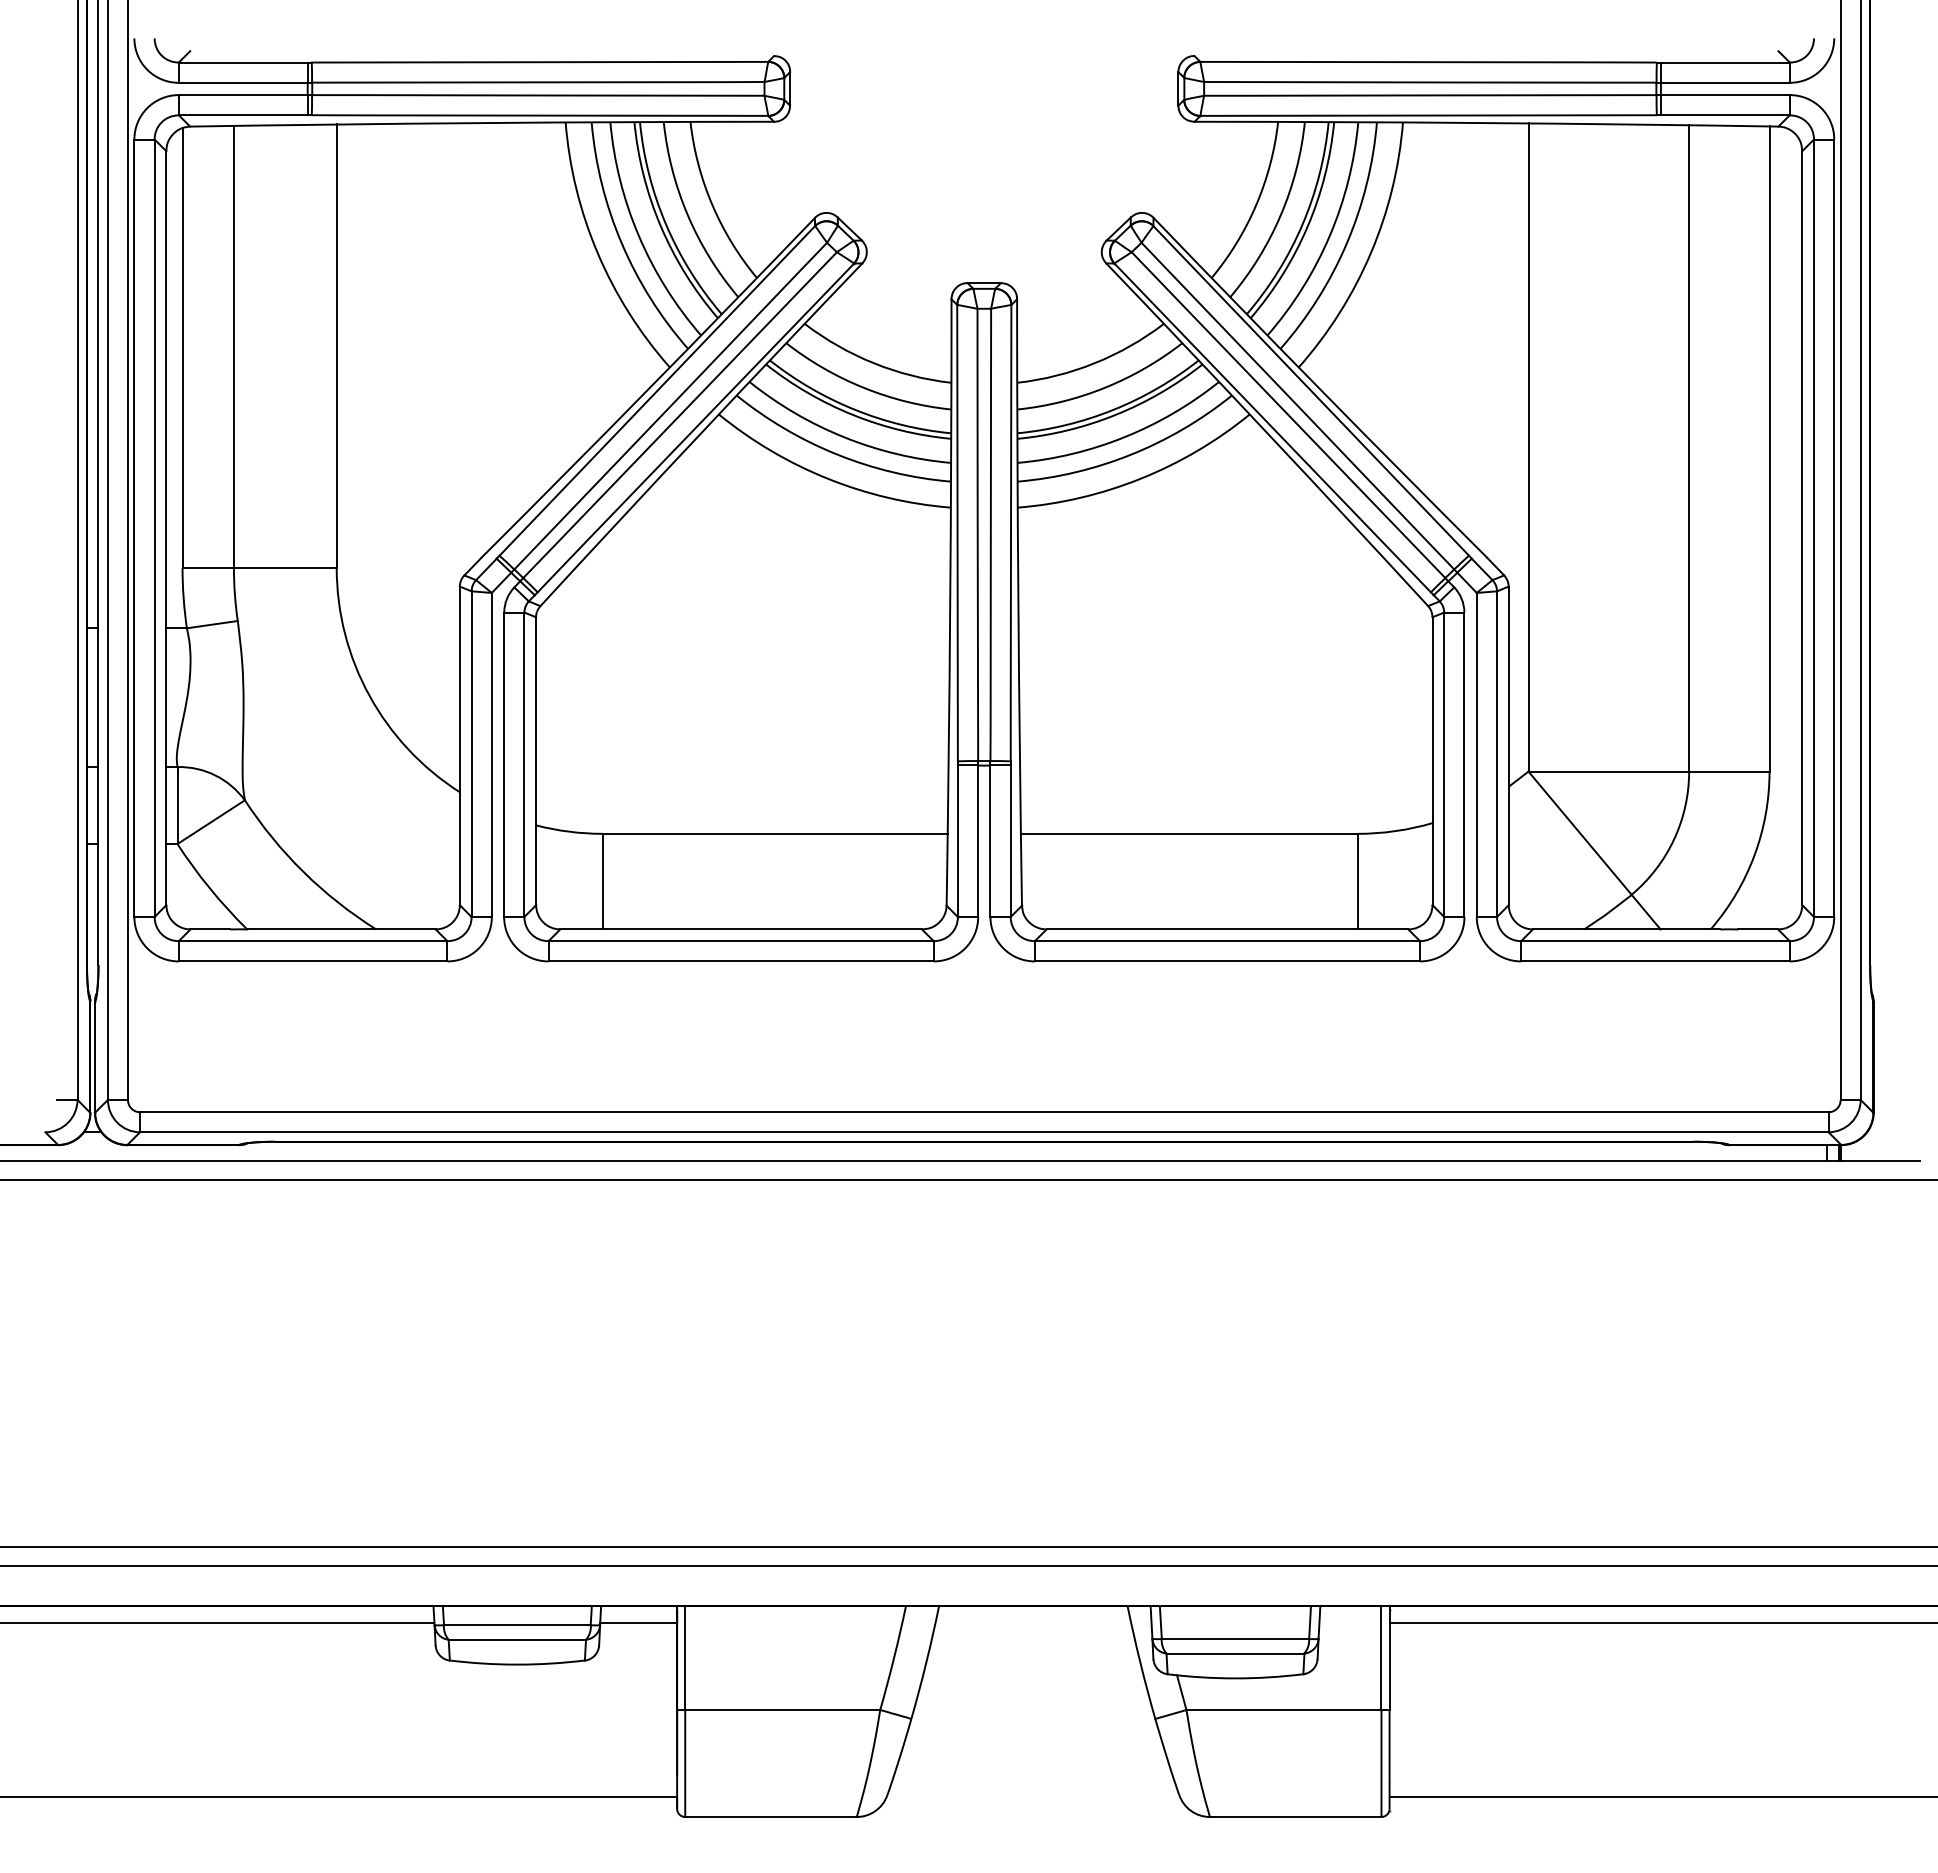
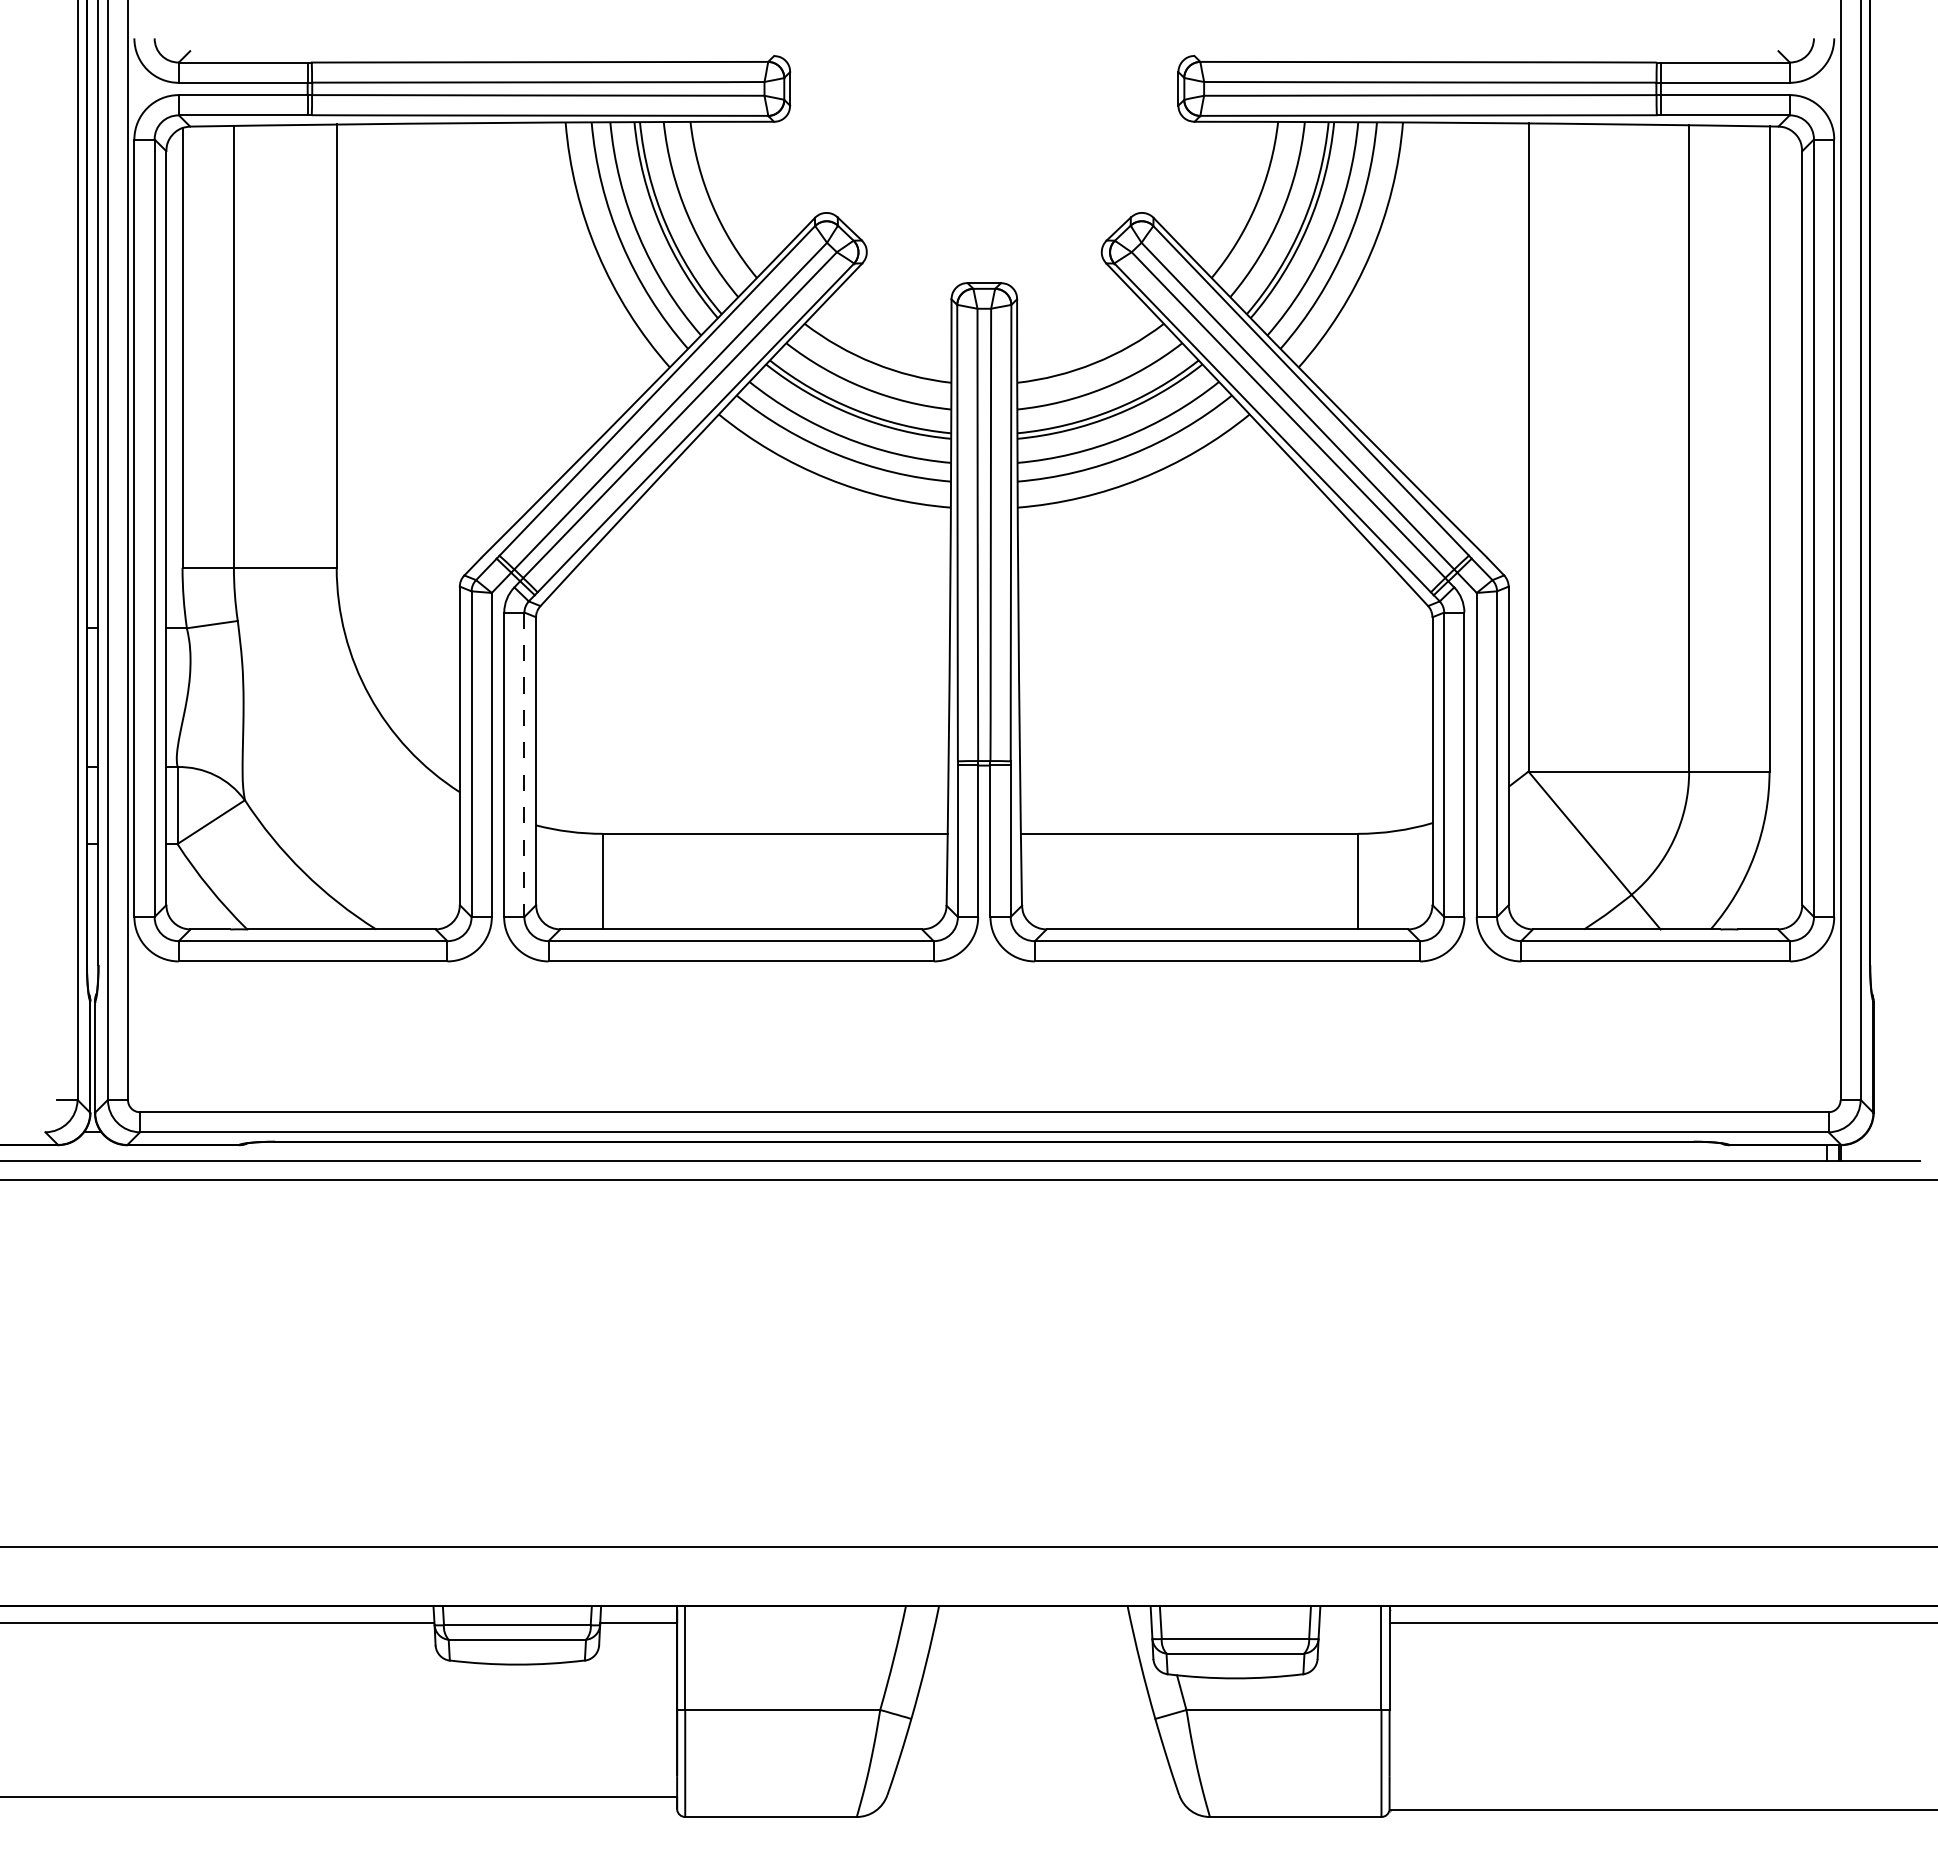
line: solid -> dashed (524, 765)
line: present -> none (968, 1565)
line position: (1661, 1797) -> (1661, 1810) (1661, 1810)
